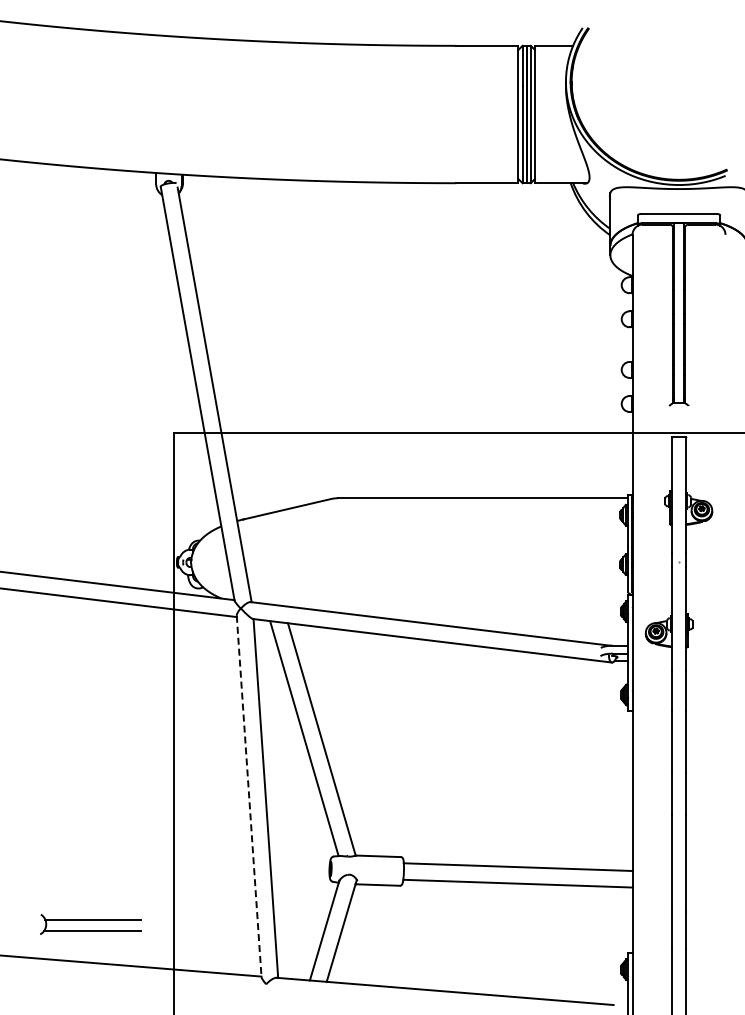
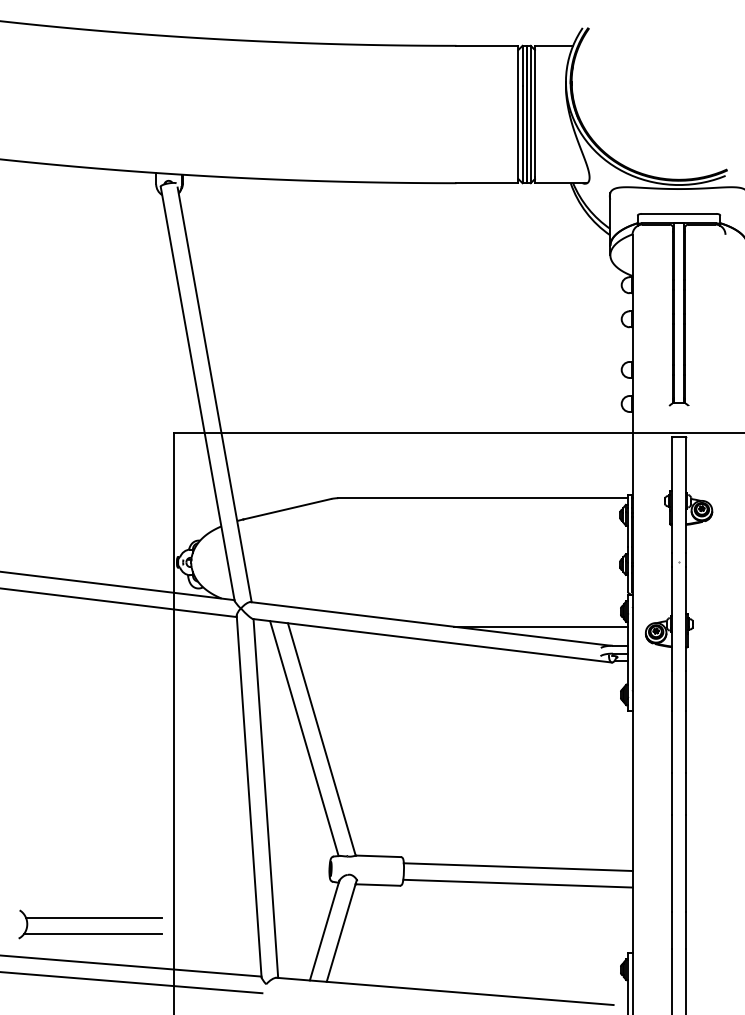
line: none -> present (540, 626)
line: dashed -> solid (249, 797)
part size: 102x21 px -> 145x31 px (90, 924)
line: none -> present (132, 982)
